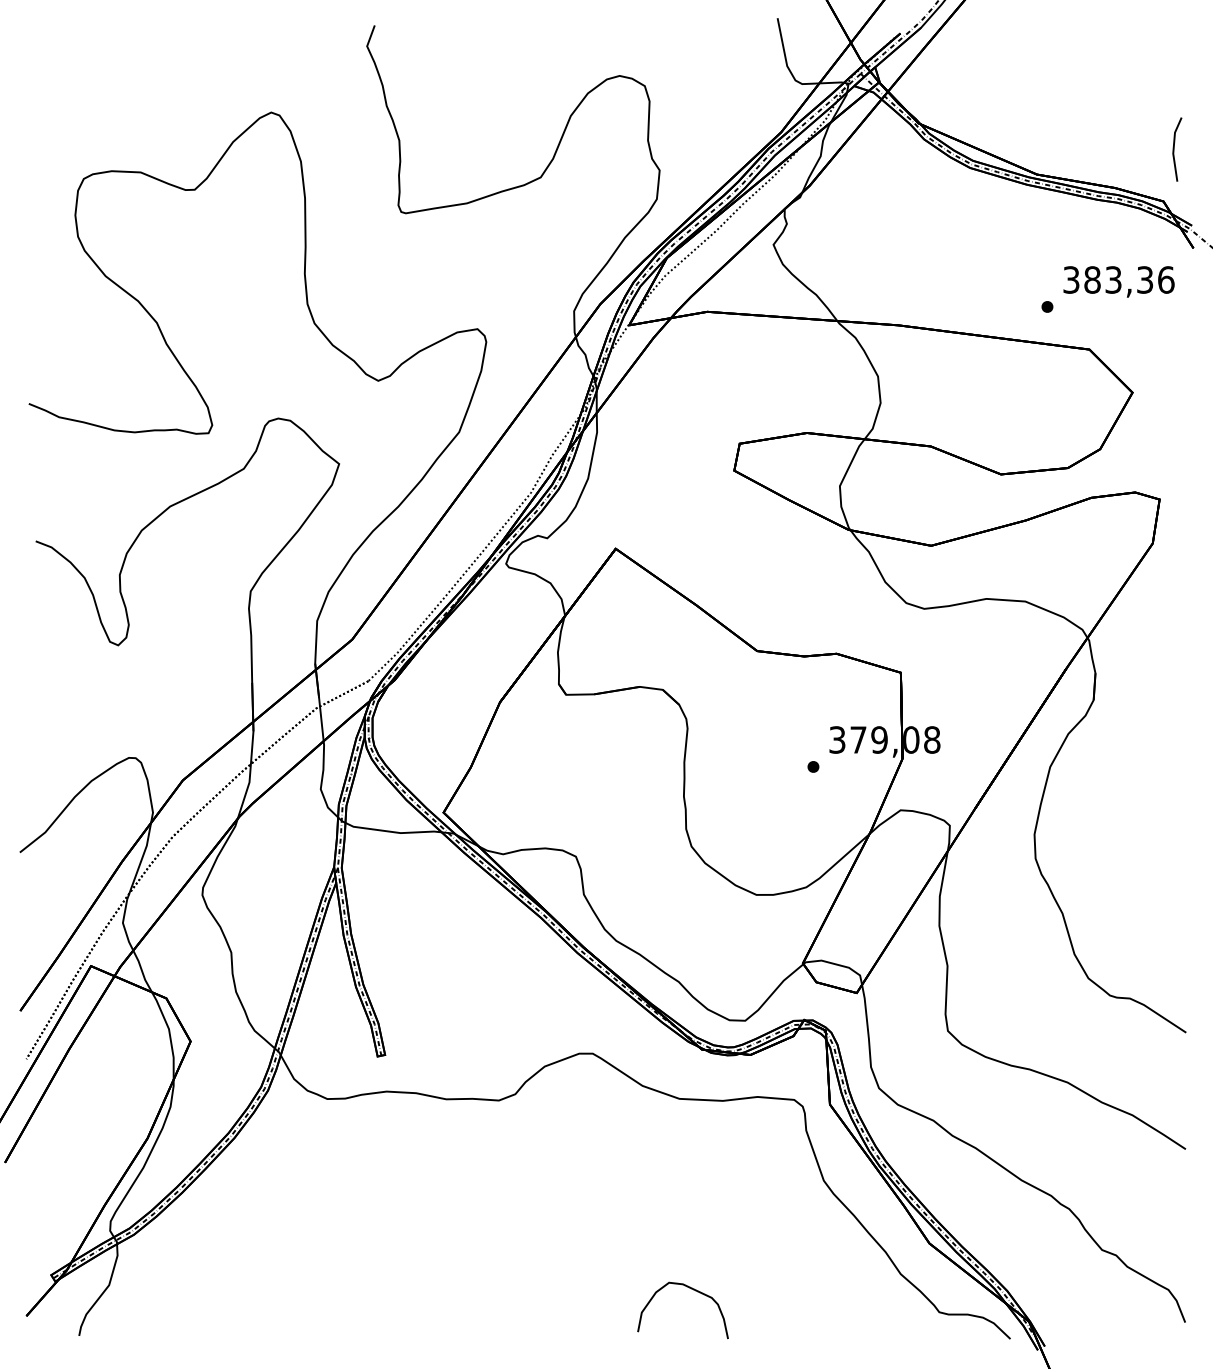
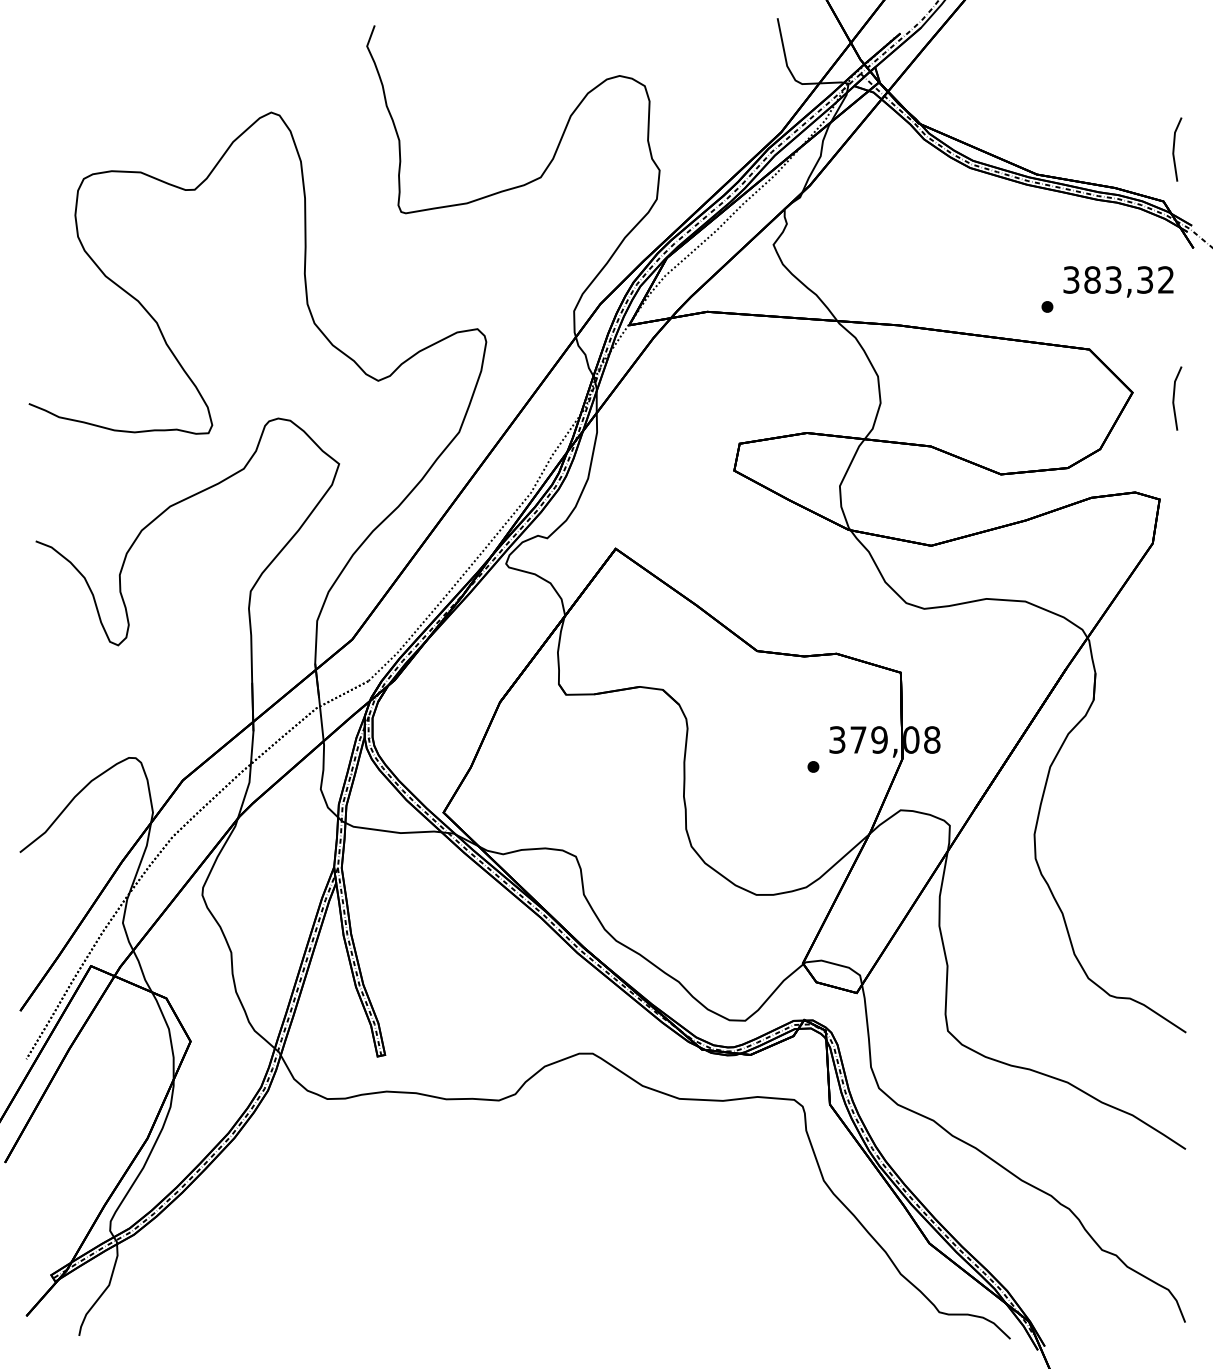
text: 383,36 -> 383,32 (1166, 279)
line: none -> present (1174, 398)
curve: present -> none (693, 1290)
